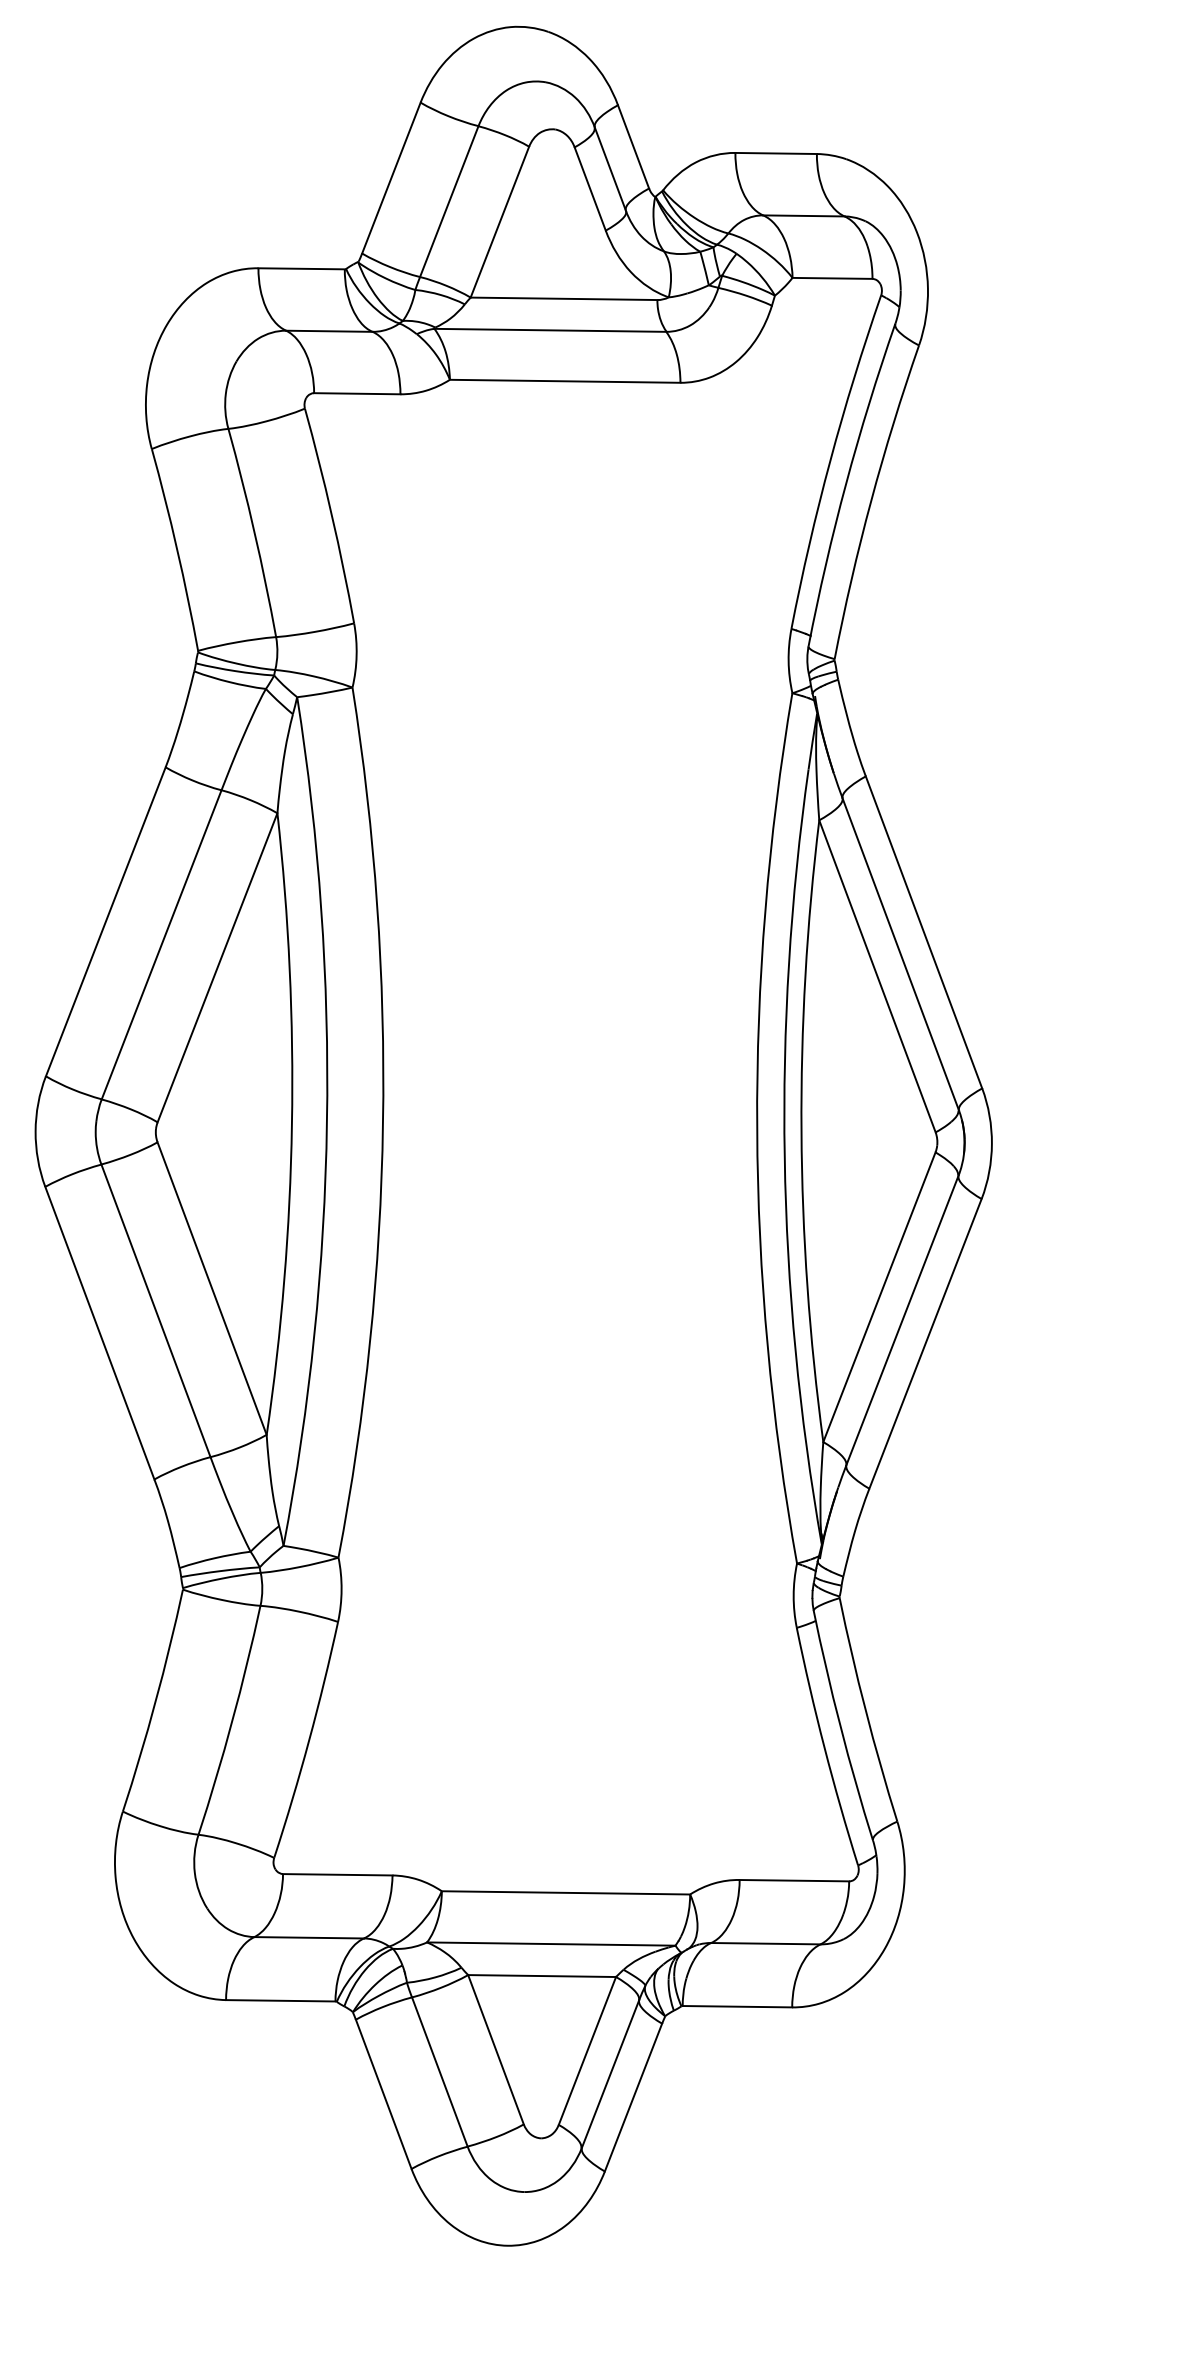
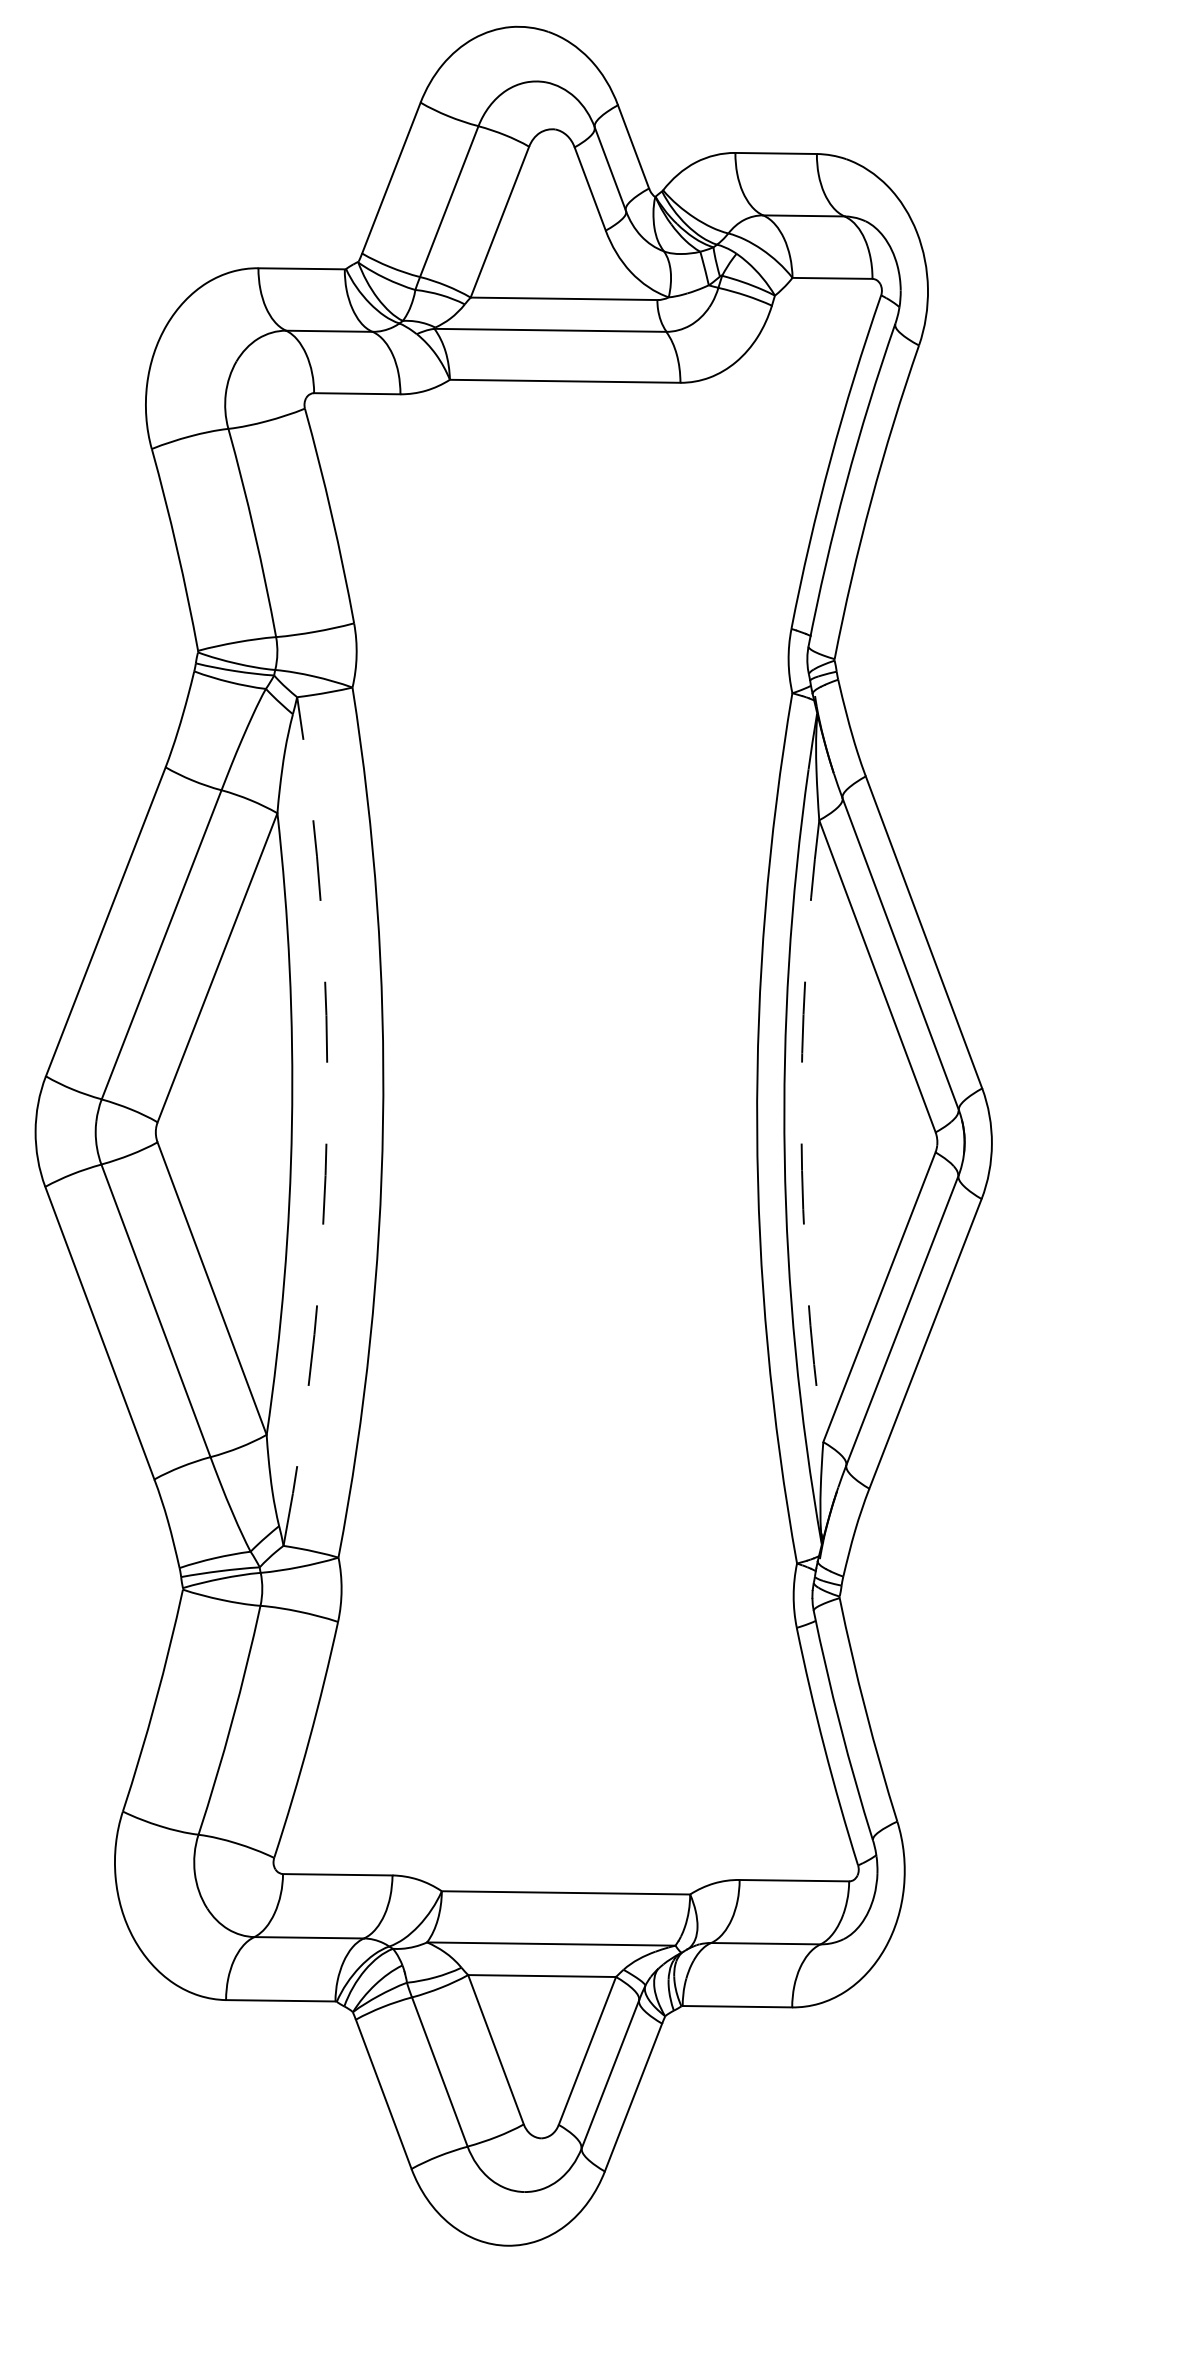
arc: solid -> dashed (327, 1122)
arc: solid -> dashed (801, 1131)
